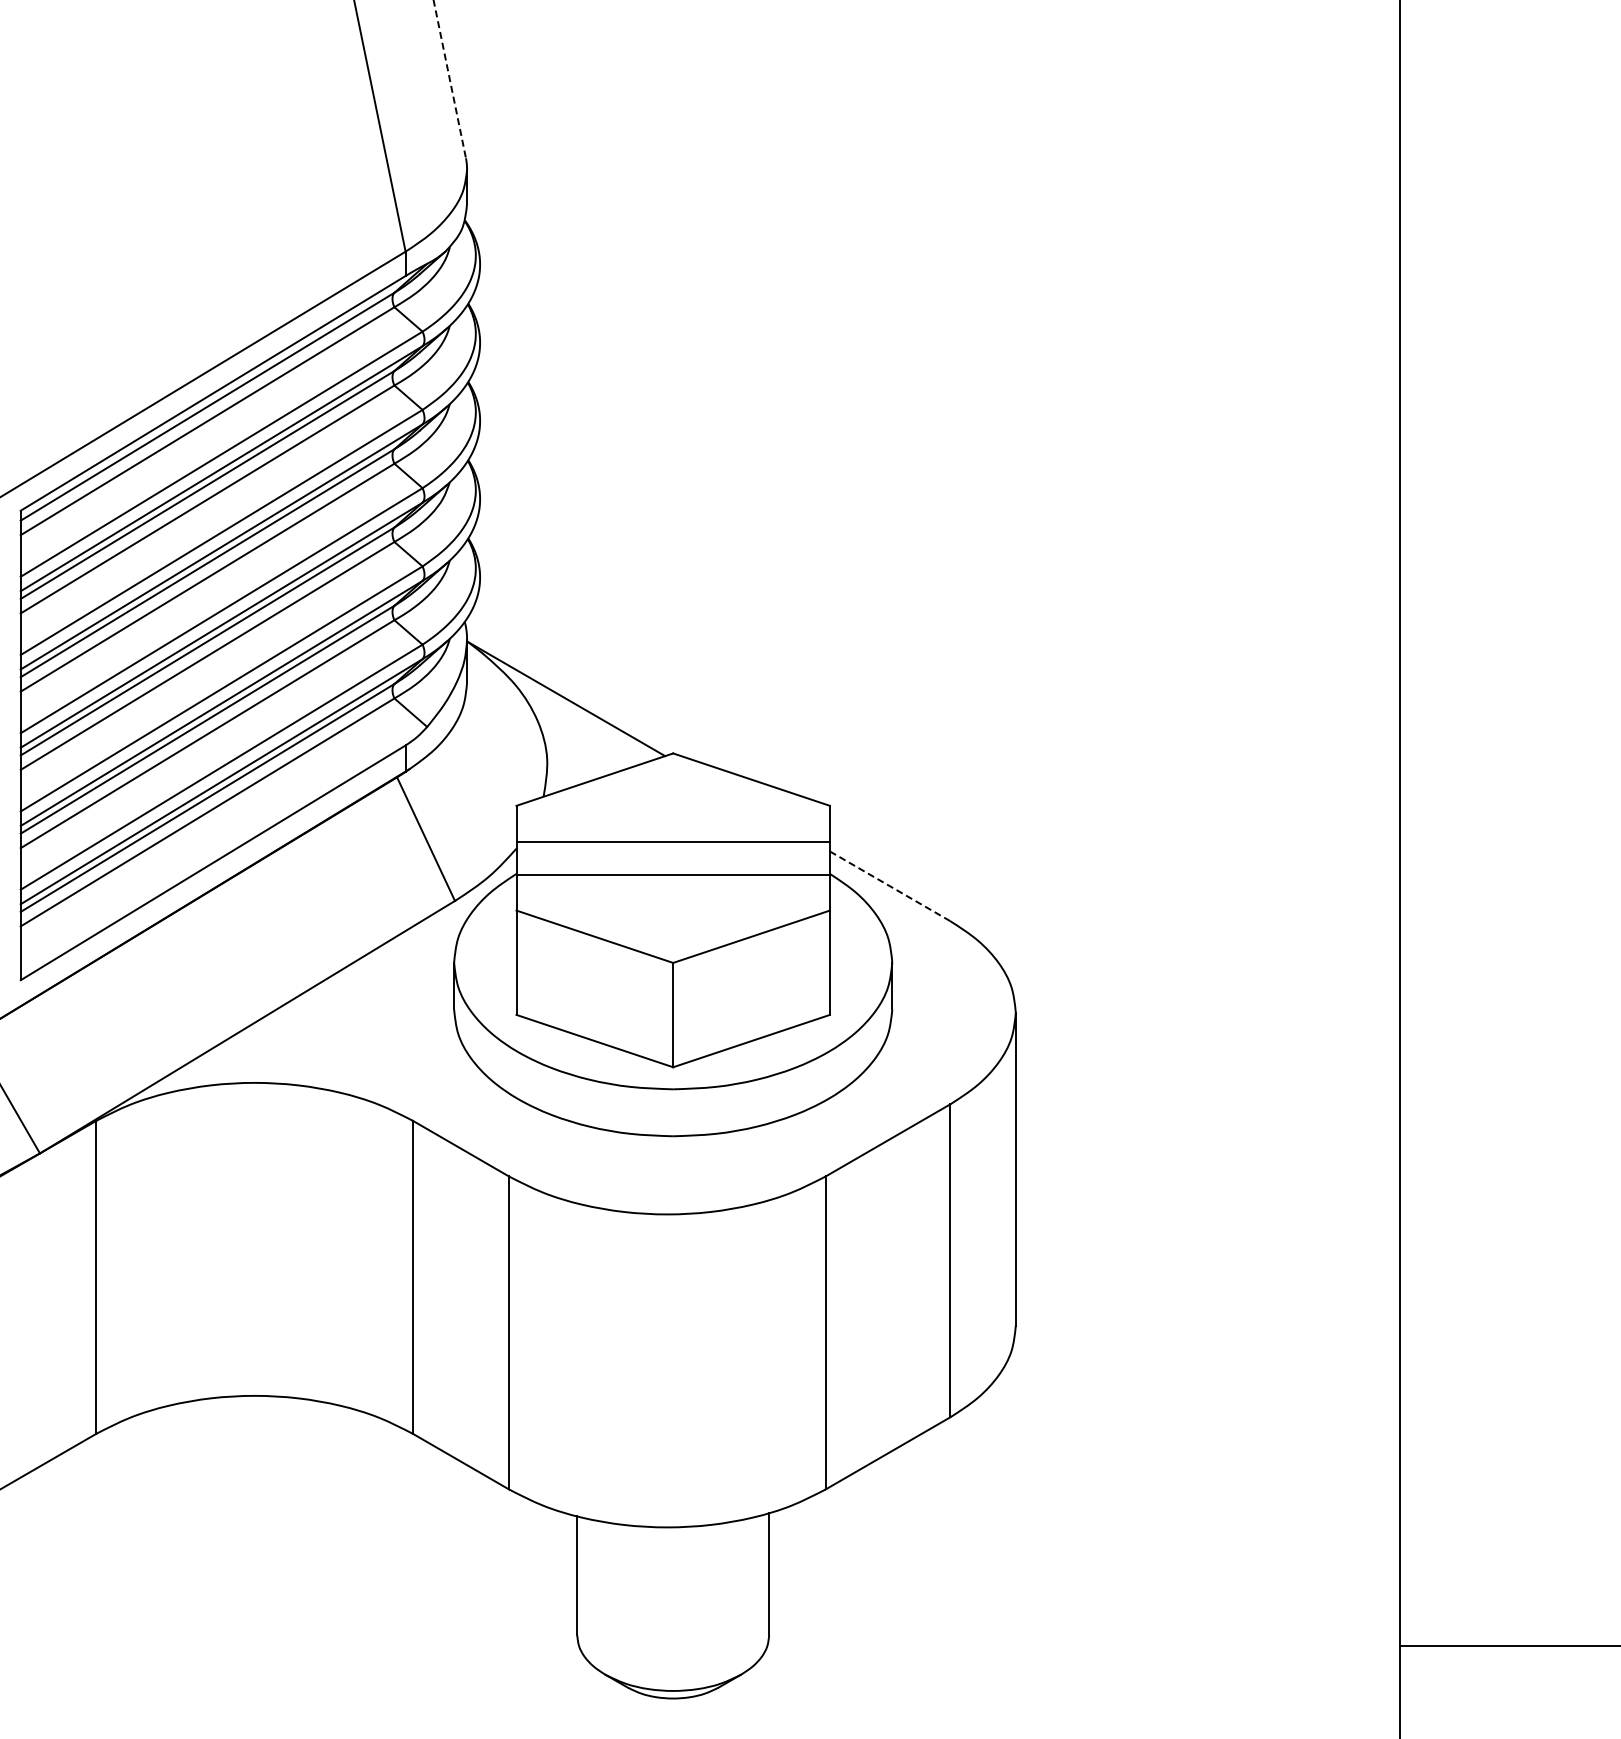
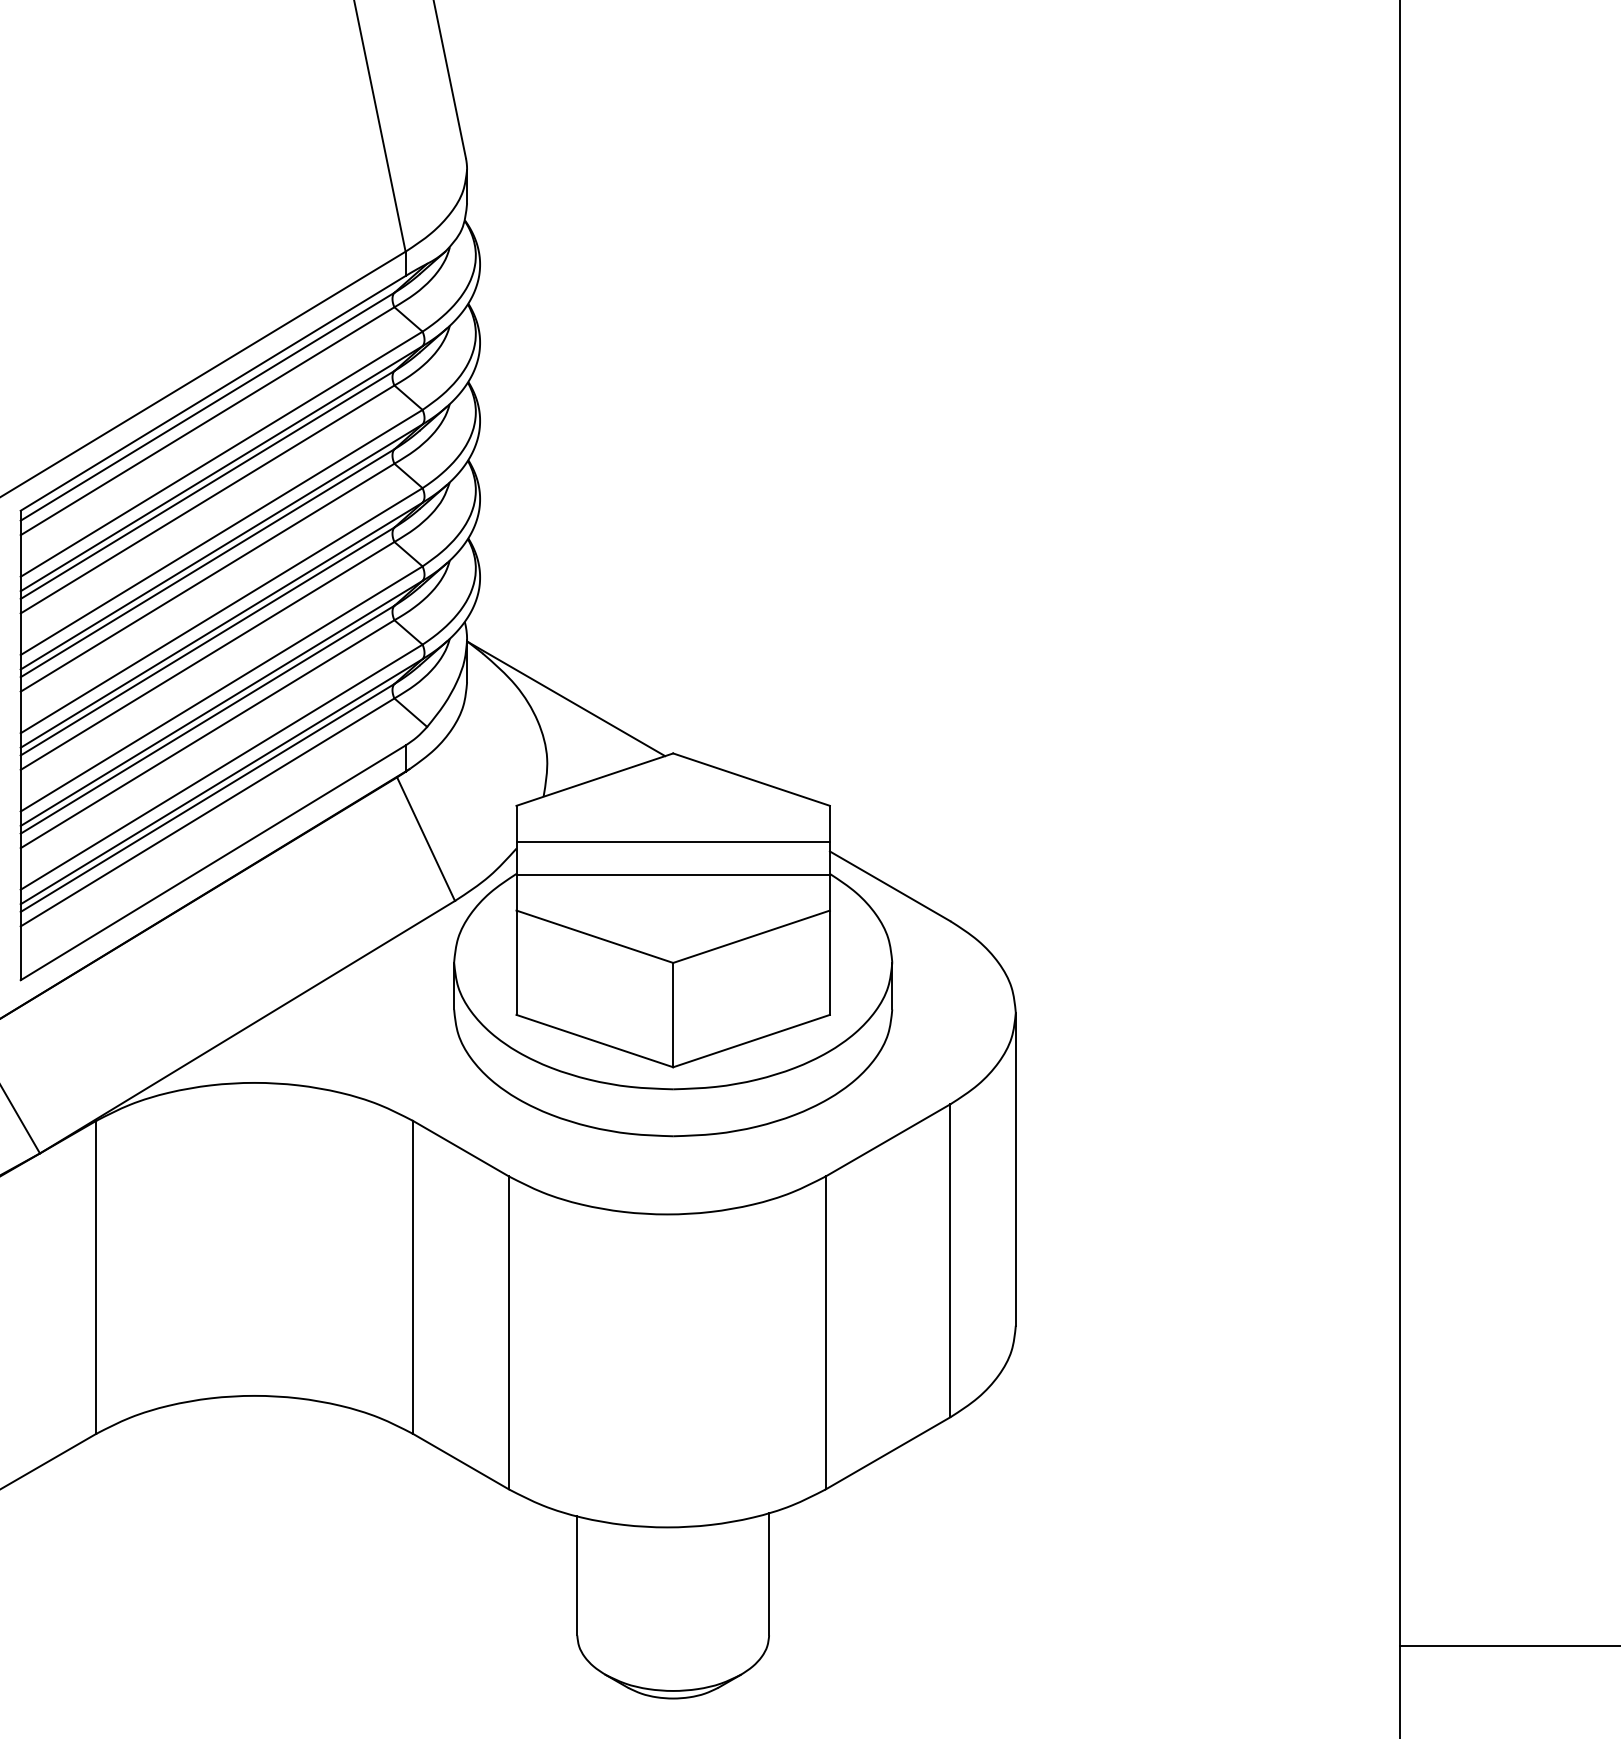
line: dashed -> solid (449, 79)
line: dashed -> solid (890, 886)
